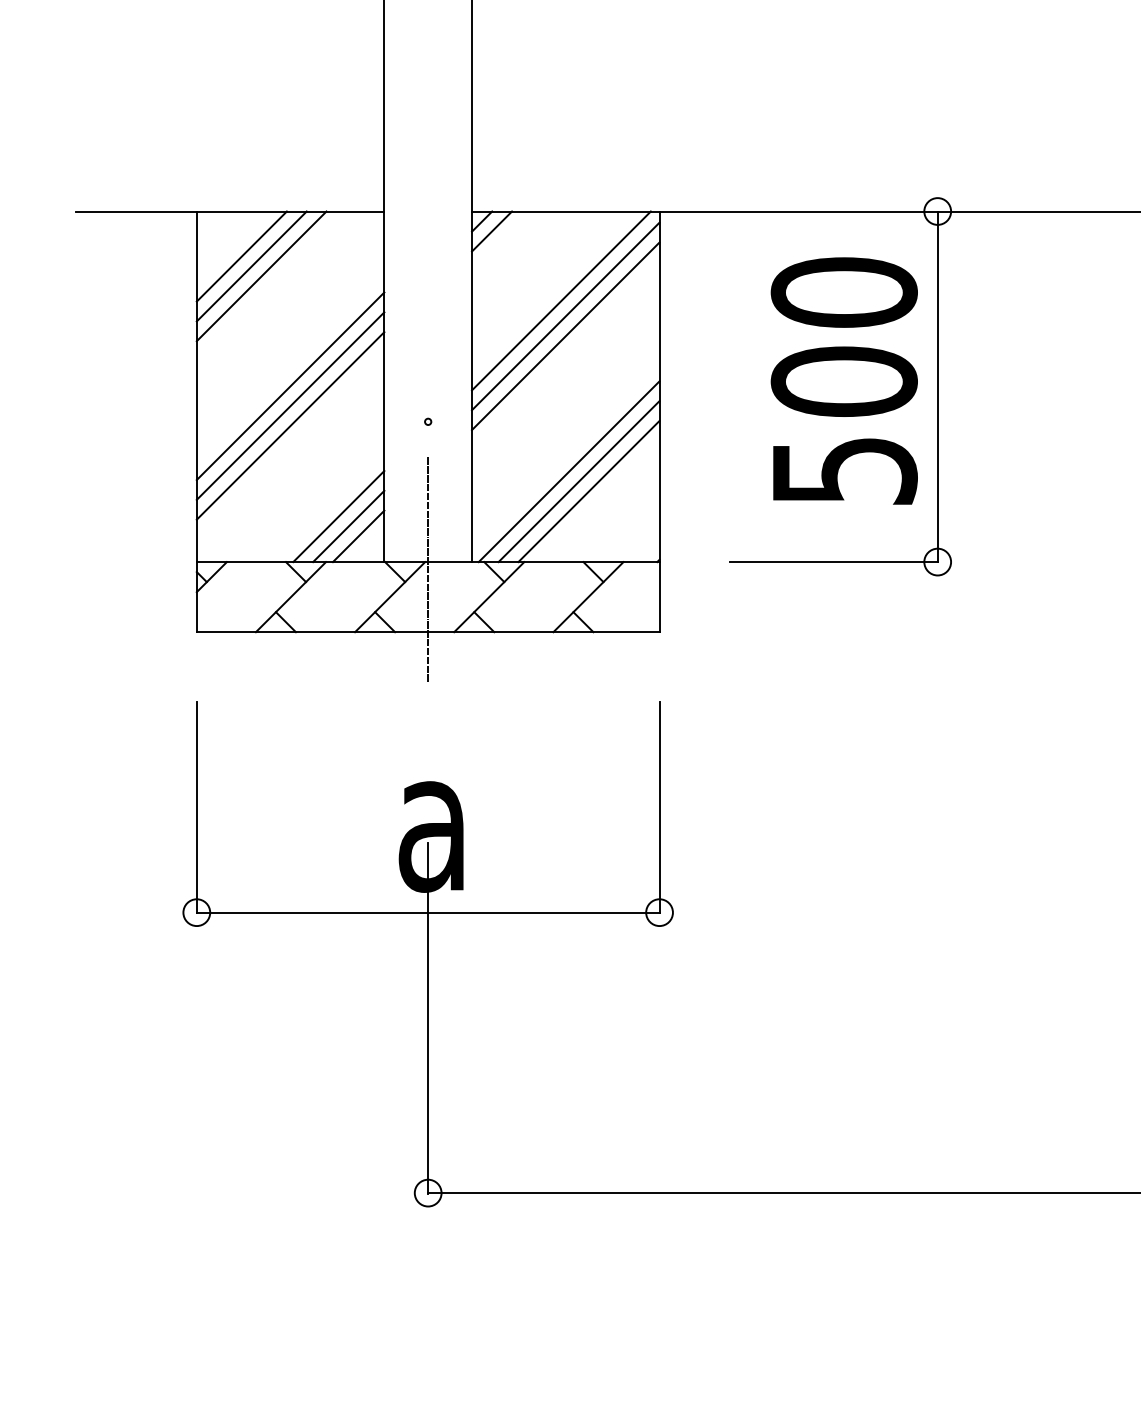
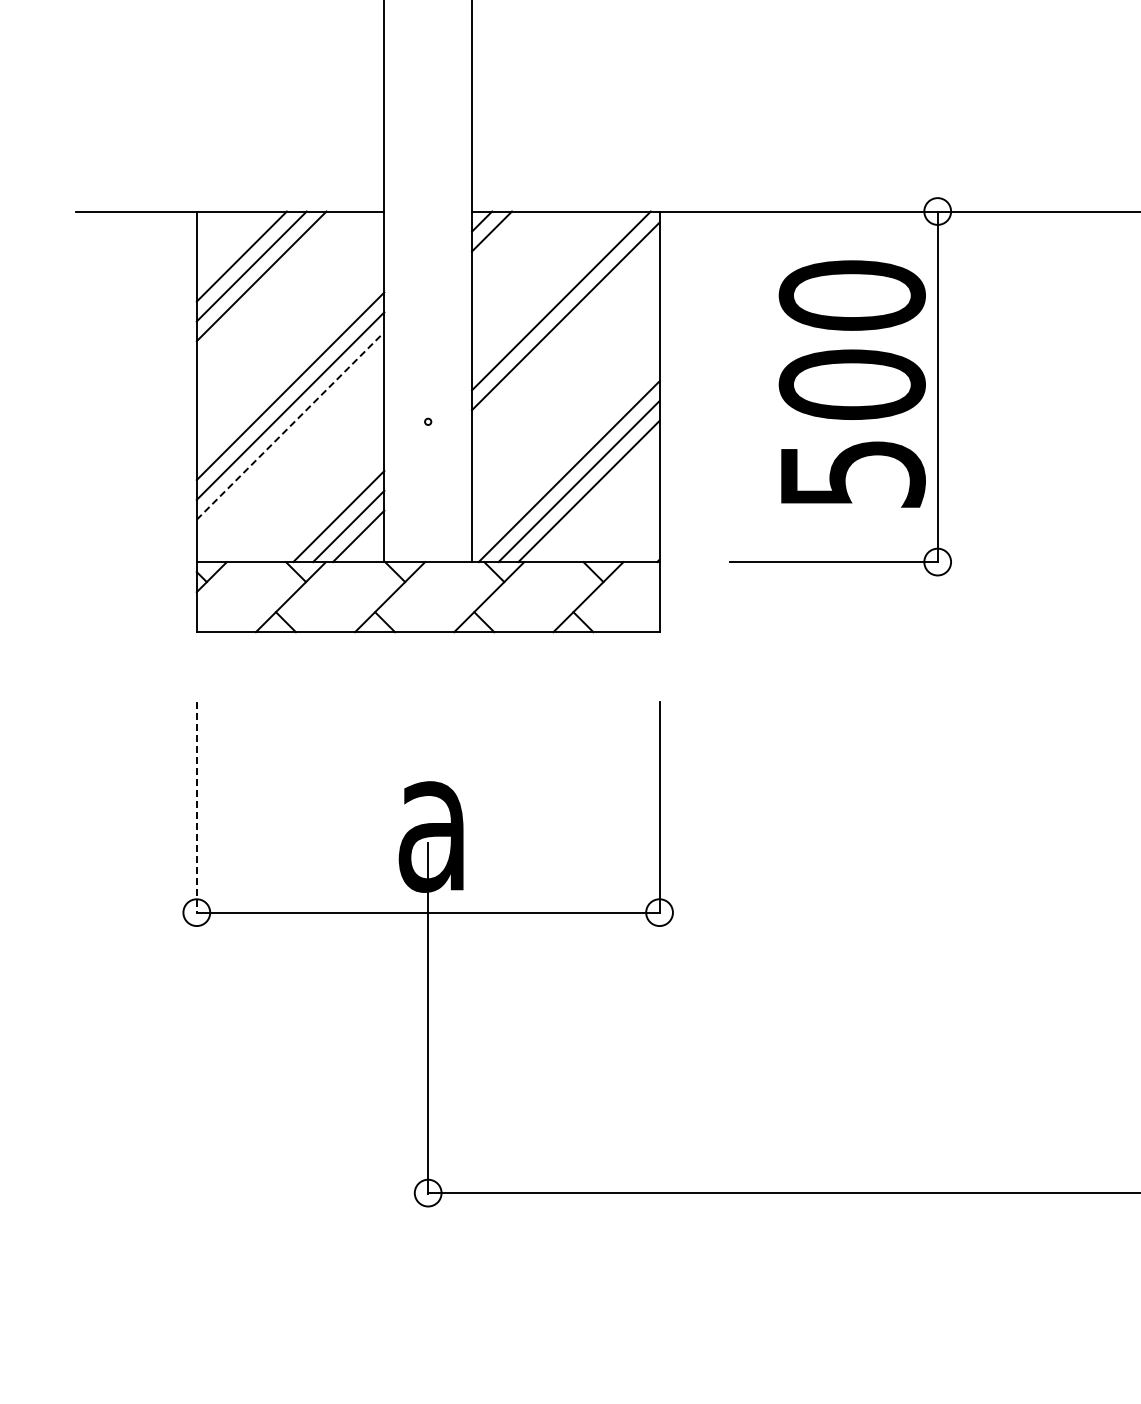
line: present -> none (565, 336)
text position: (843, 380) -> (851, 383) (851, 383)
line: solid -> dashed (290, 425)
line: present -> none (428, 569)
line: solid -> dashed (196, 807)
